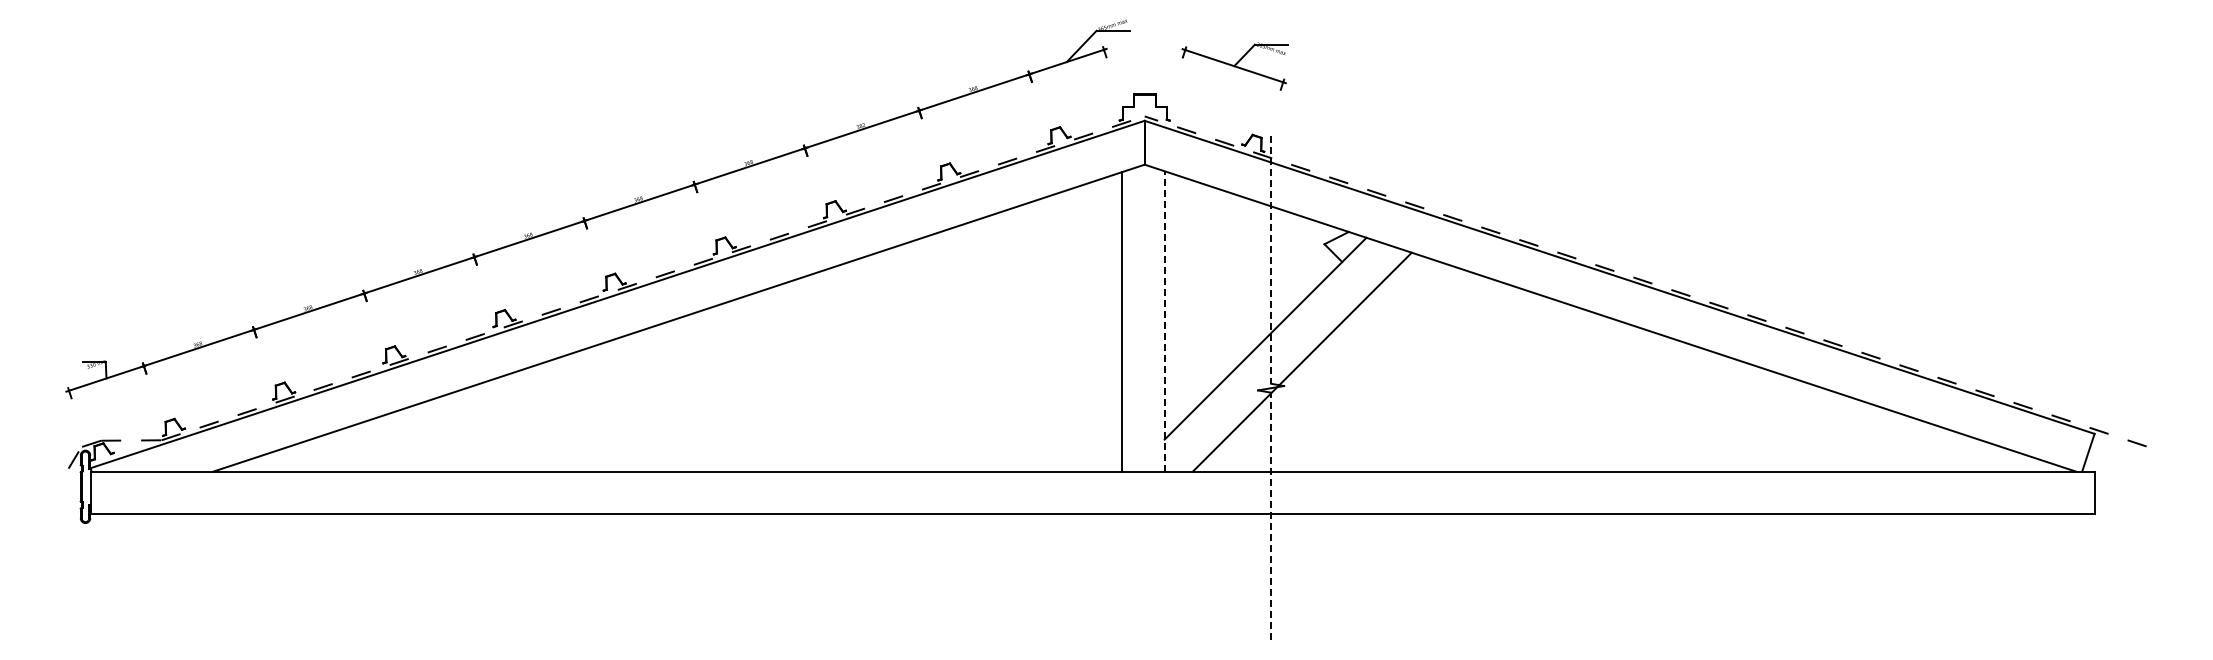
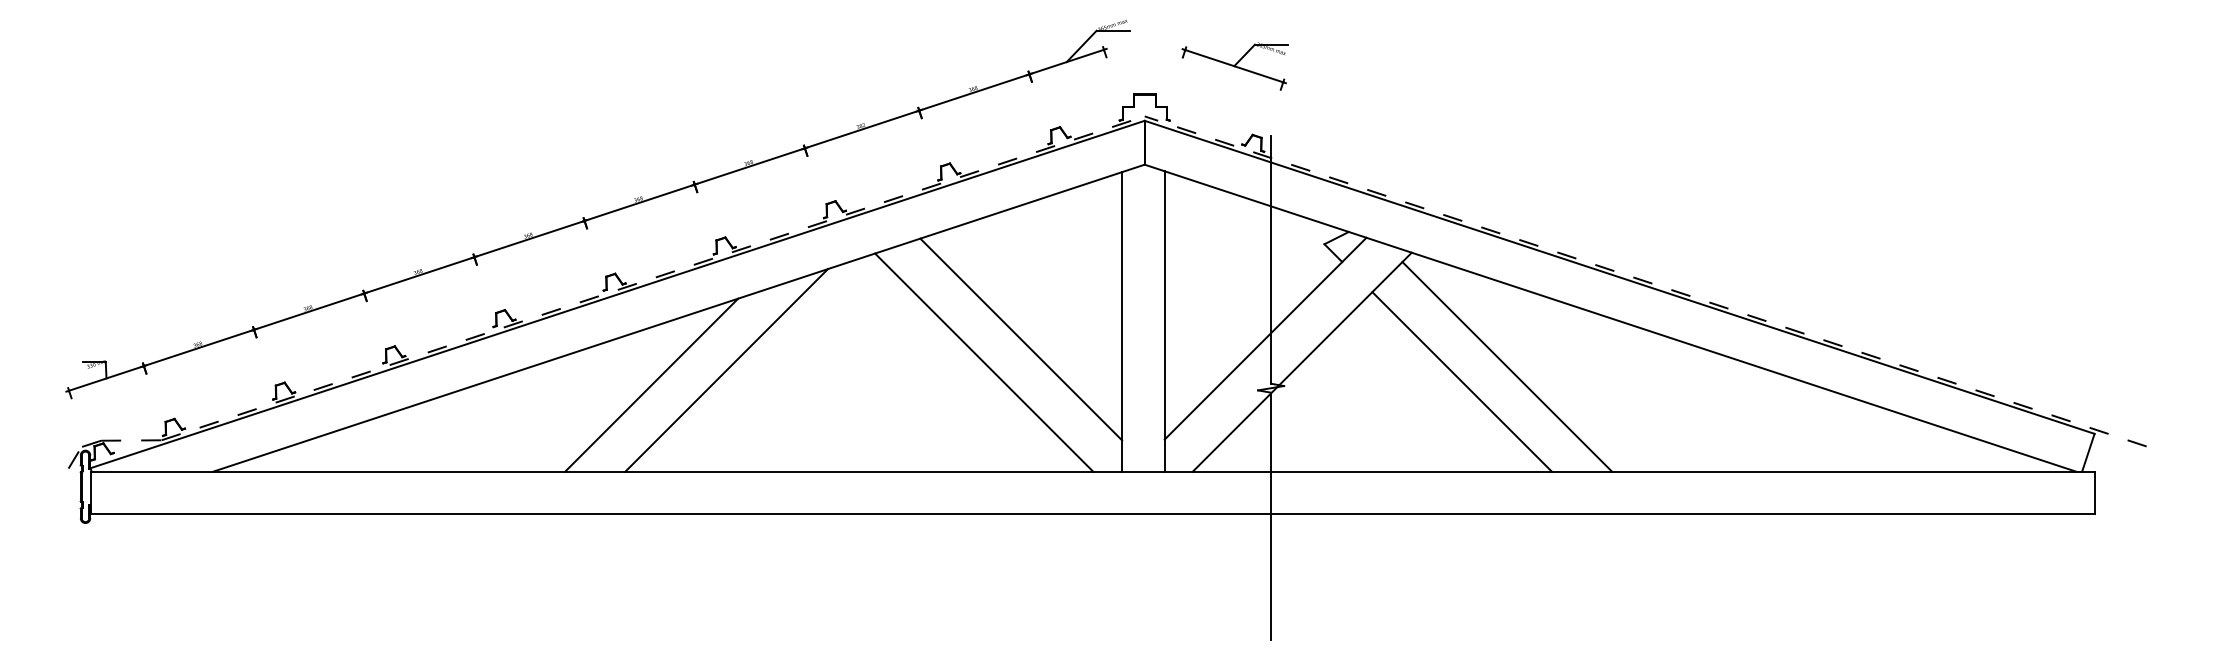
line: dashed -> solid (1271, 259)
line: dashed -> solid (1164, 321)
line: none -> present (1021, 339)
line: none -> present (984, 362)
line: none -> present (1507, 366)
line: none -> present (726, 370)
line: none -> present (1461, 381)
line: none -> present (651, 384)
line: dashed -> solid (1271, 516)
